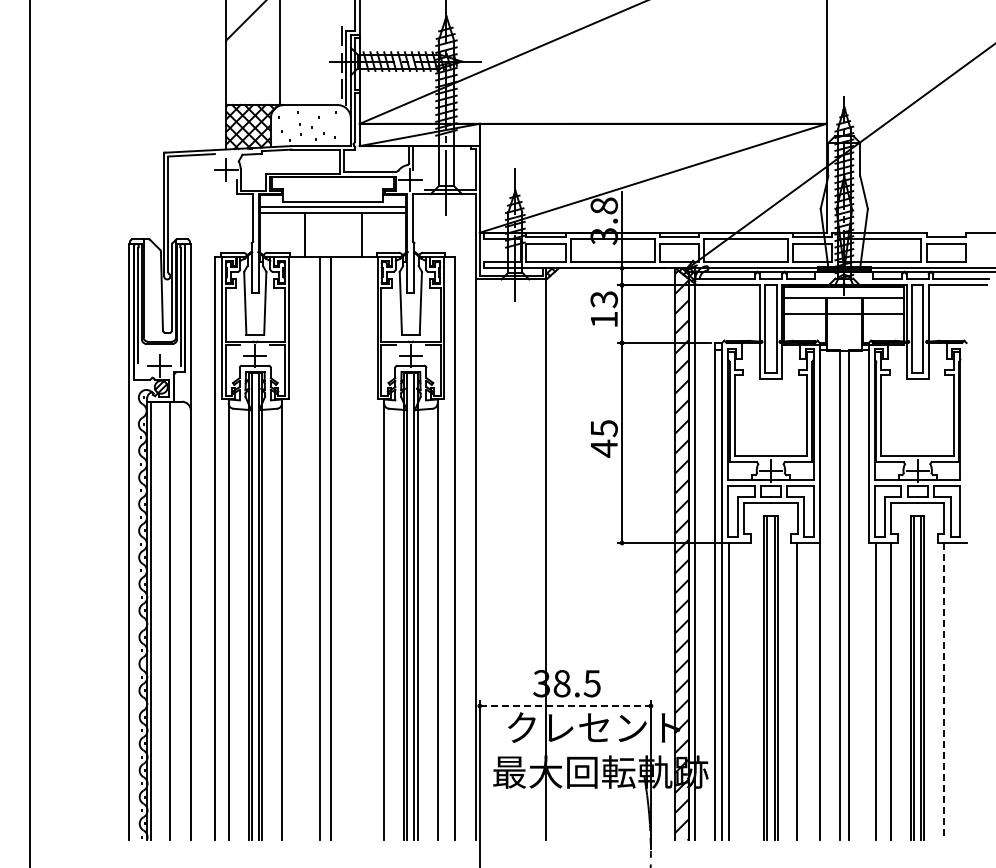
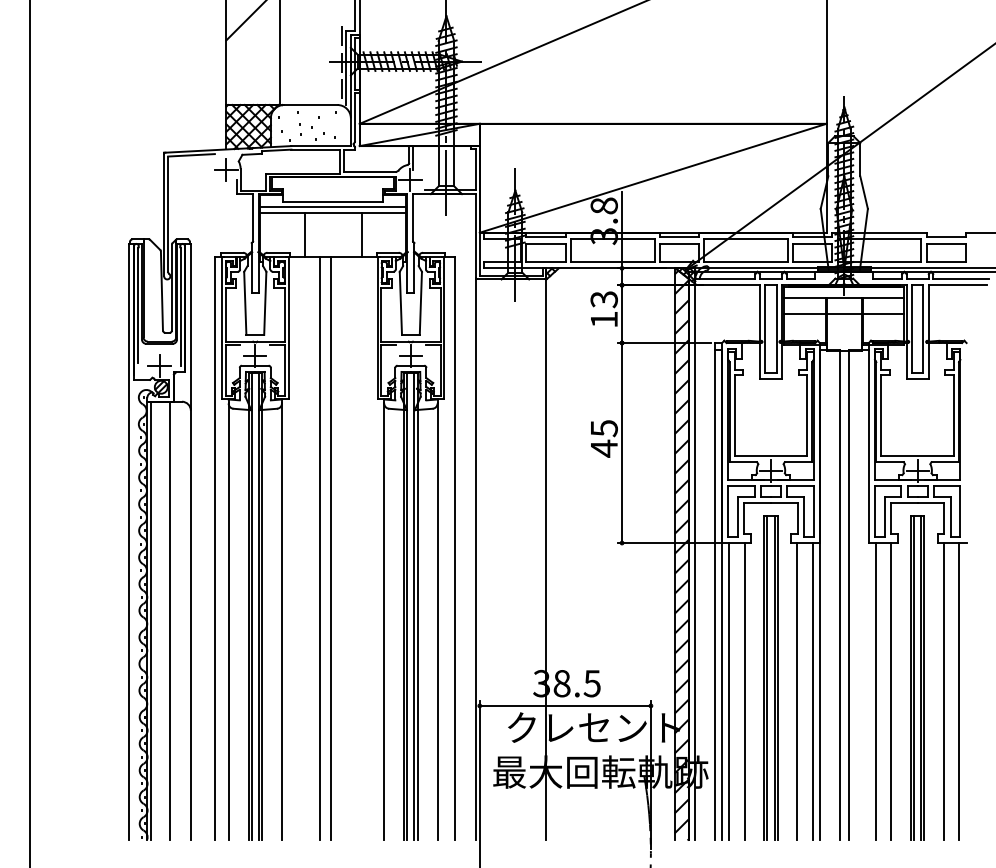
line: none -> present (744, 691)
line: none -> present (812, 691)
line: dashed -> solid (943, 691)
line: none -> present (959, 691)
line: dashed -> solid (565, 705)
